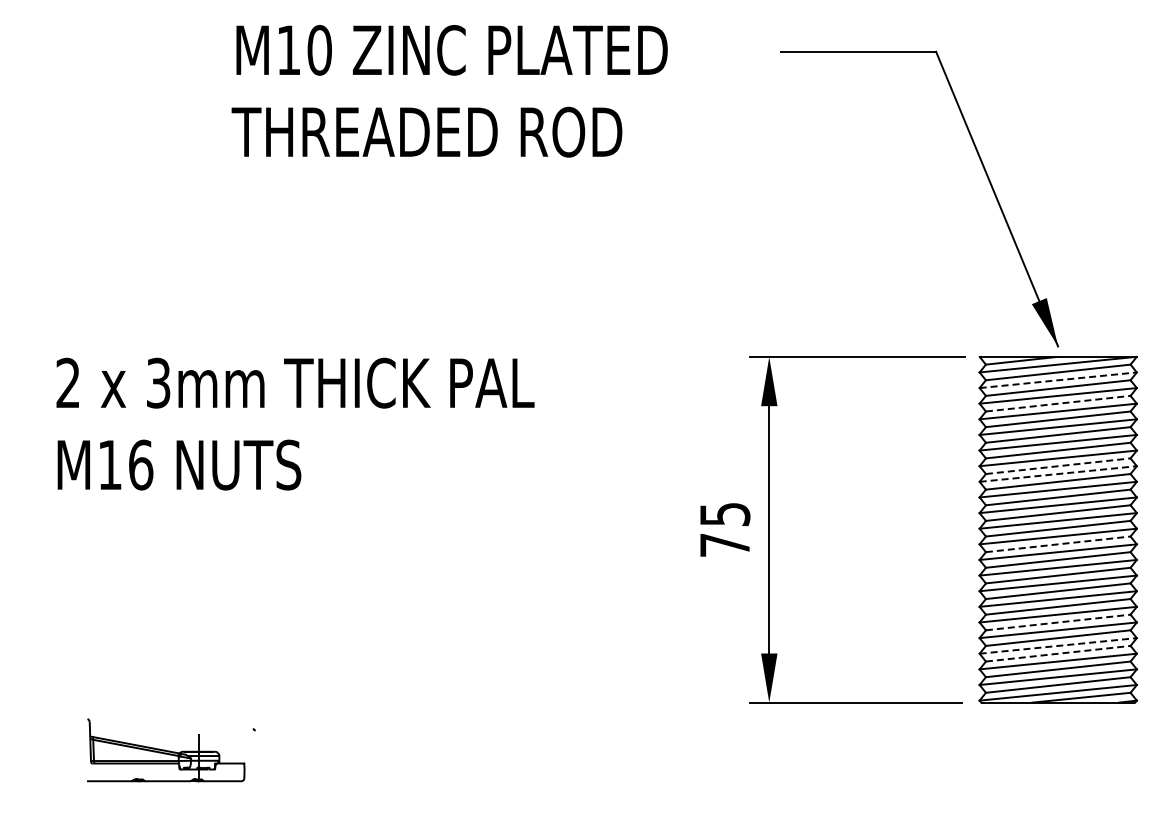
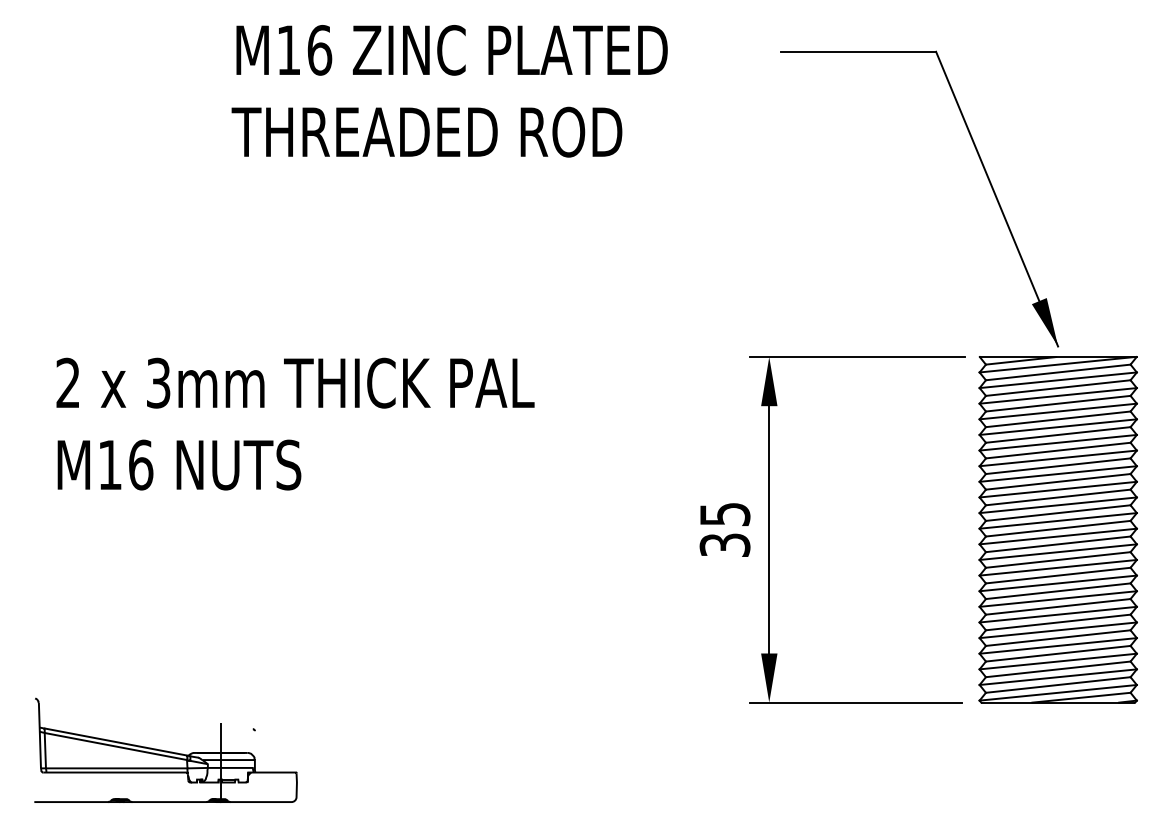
text: M10 -> M16 (319, 50)
line: dashed -> solid (1058, 380)
line: dashed -> solid (1058, 403)
line: dashed -> solid (1058, 466)
line: dashed -> solid (1058, 474)
text: 75 -> 35 (724, 544)
line: dashed -> solid (1058, 544)
line: dashed -> solid (1058, 622)
line: dashed -> solid (1058, 645)
line: dashed -> solid (1058, 653)
part size: 159x65 px -> 264x106 px (165, 749)
